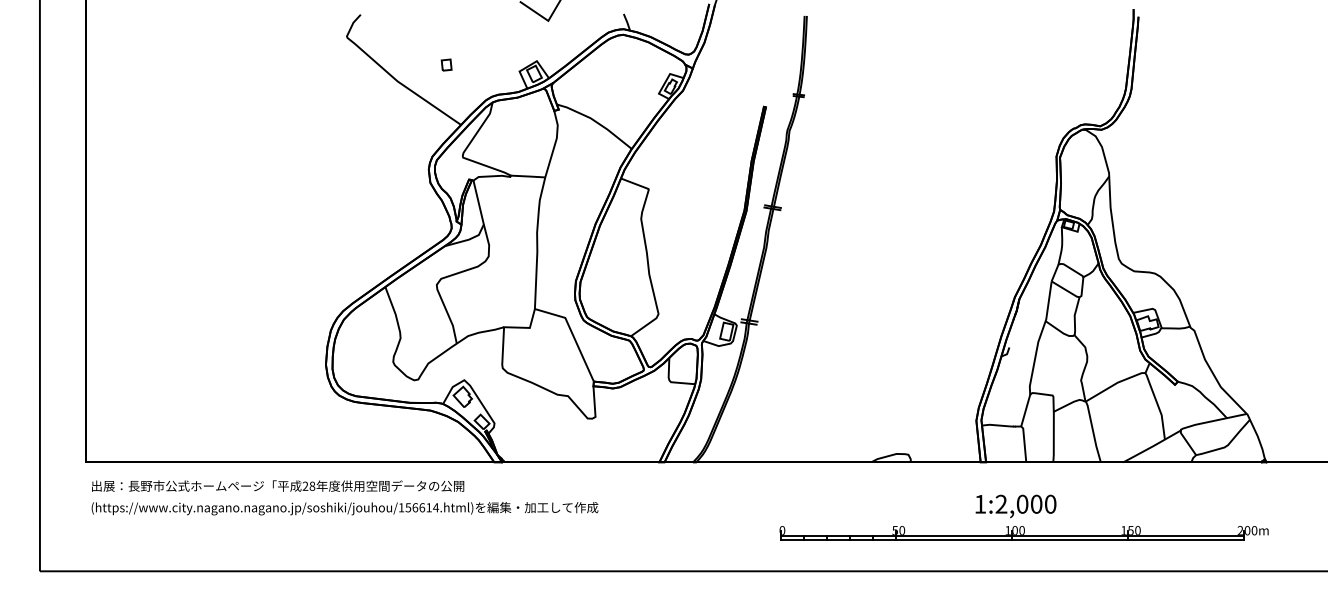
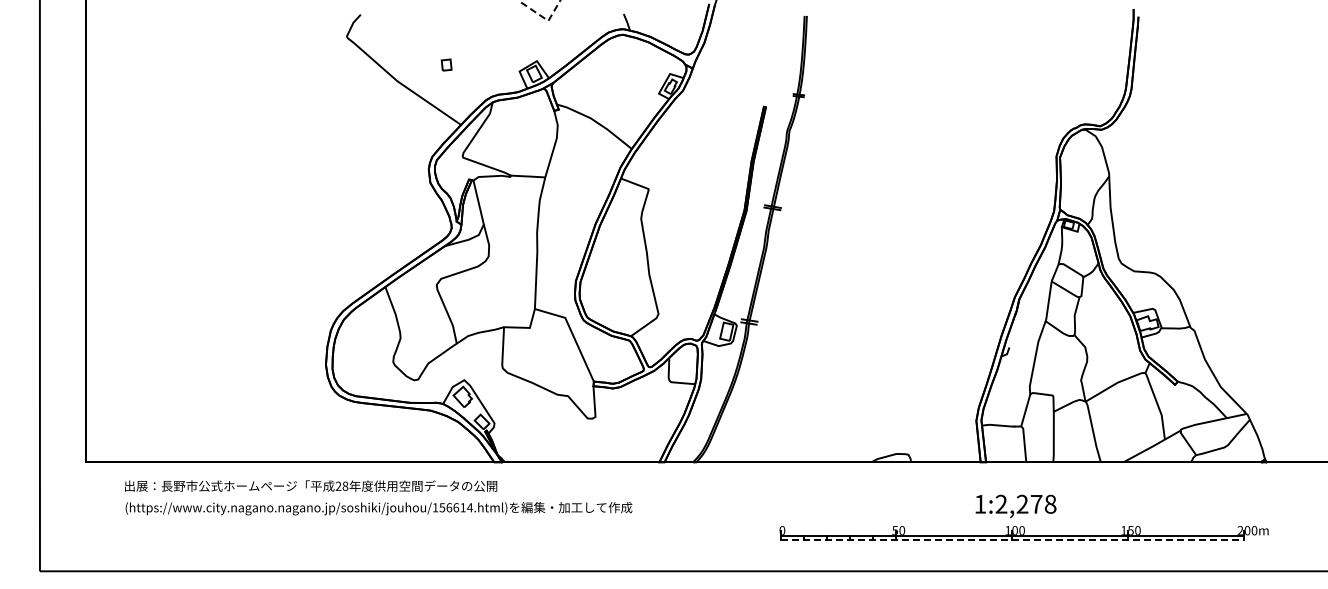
line: solid -> dashed (544, 18)
text position: (278, 485) -> (311, 485) (311, 485)
text: 1:2,000 -> 1:2,278 (1036, 503)
text position: (344, 508) -> (378, 508) (378, 508)
line: solid -> dashed (1012, 540)
